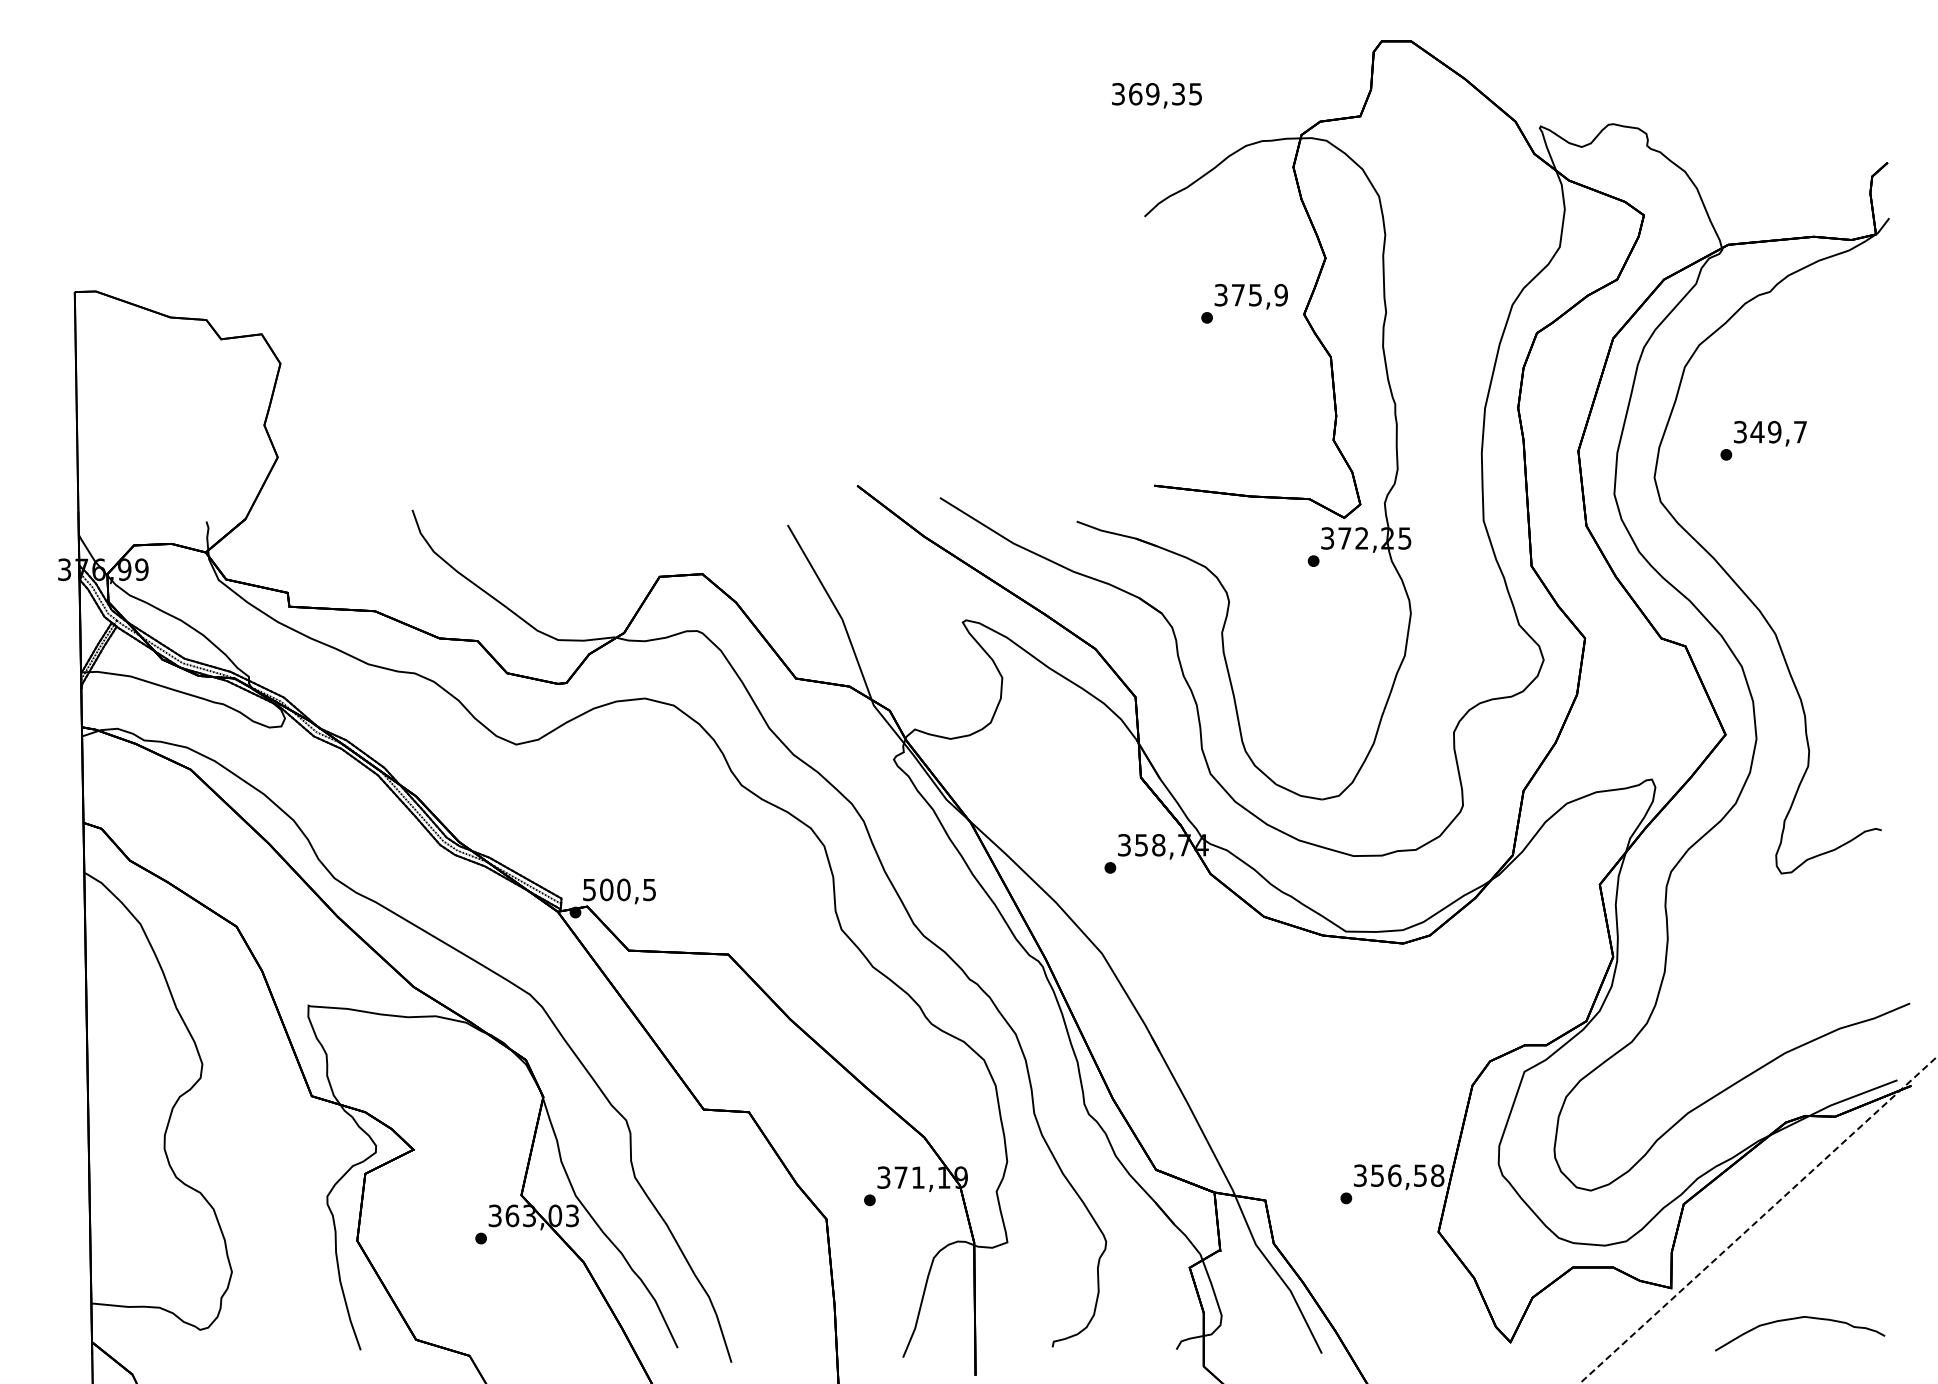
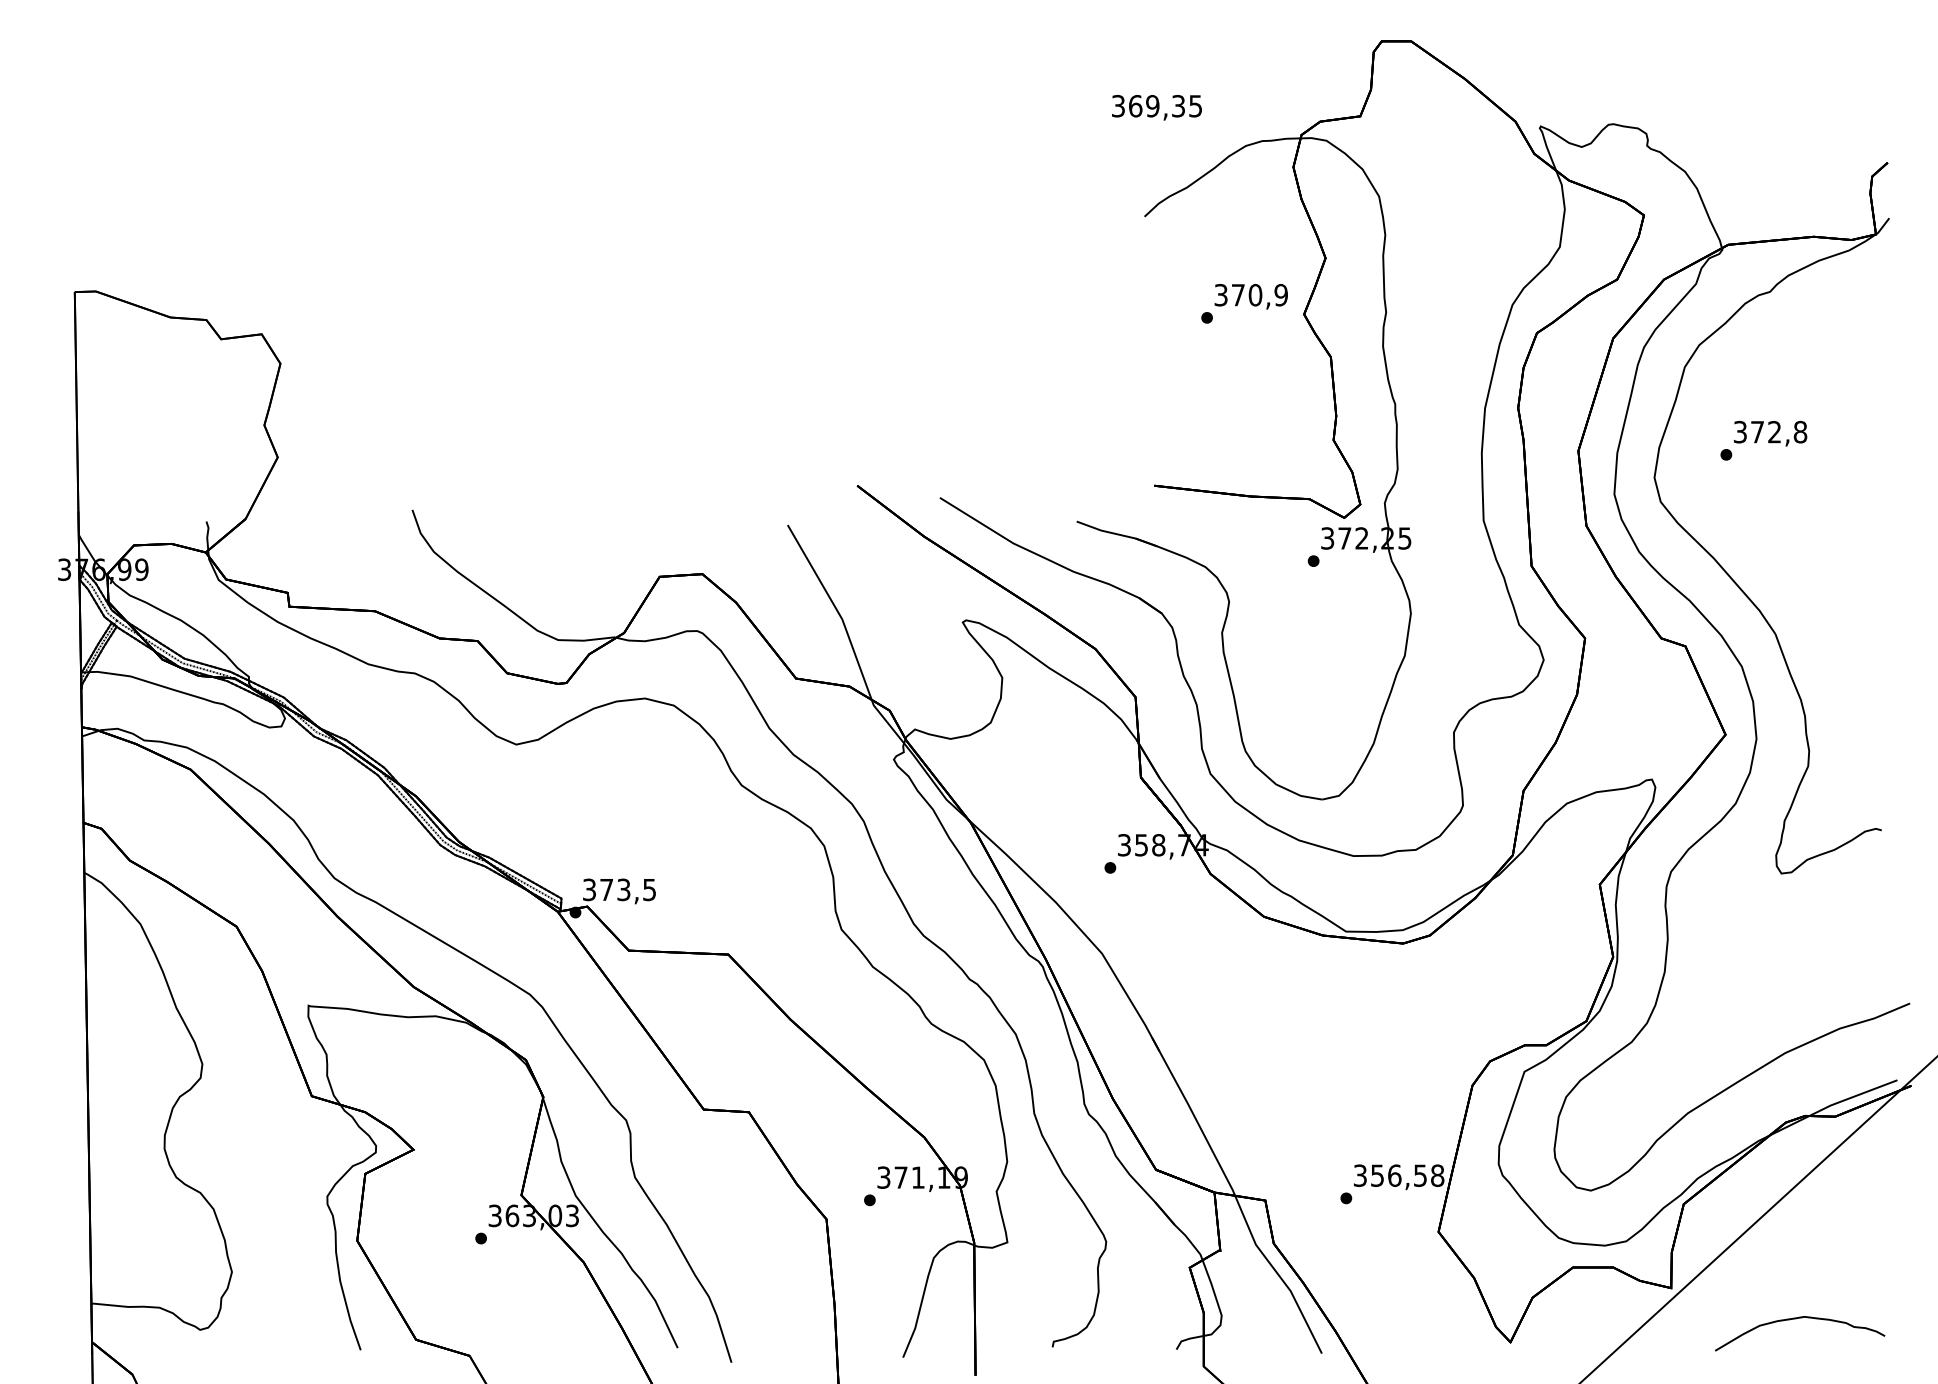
text position: (1156, 95) -> (1156, 107) (1156, 107)
text: 375,9 -> 370,9 (1255, 295)
text: 349,7 -> 372,8 (1778, 431)
text: 500,5 -> 373,5 (606, 889)
line: dashed -> solid (1758, 1220)
